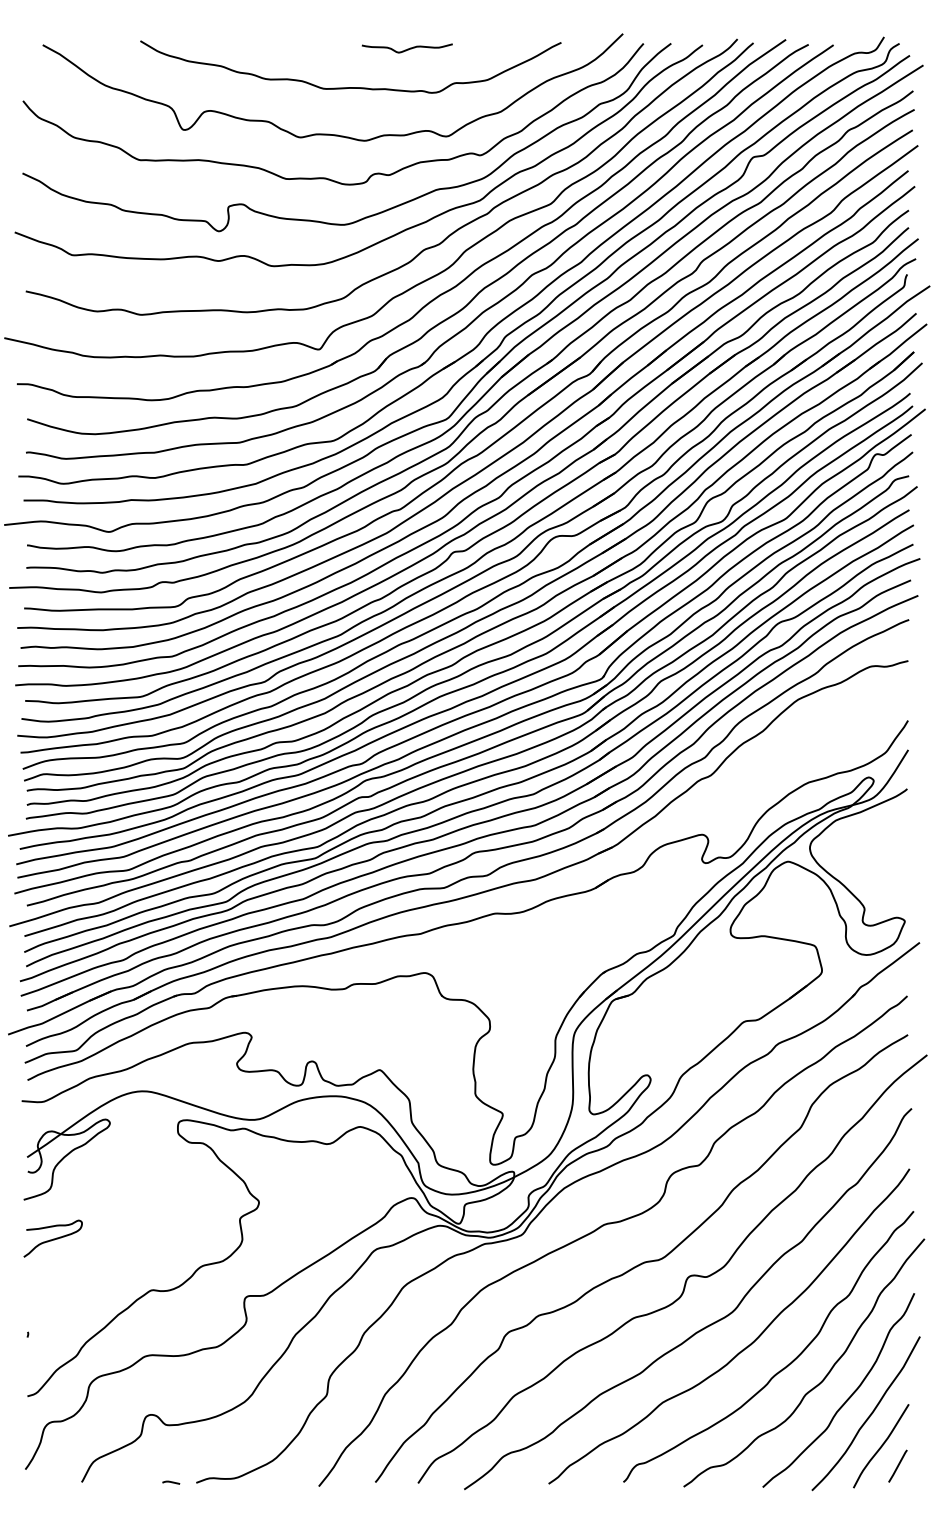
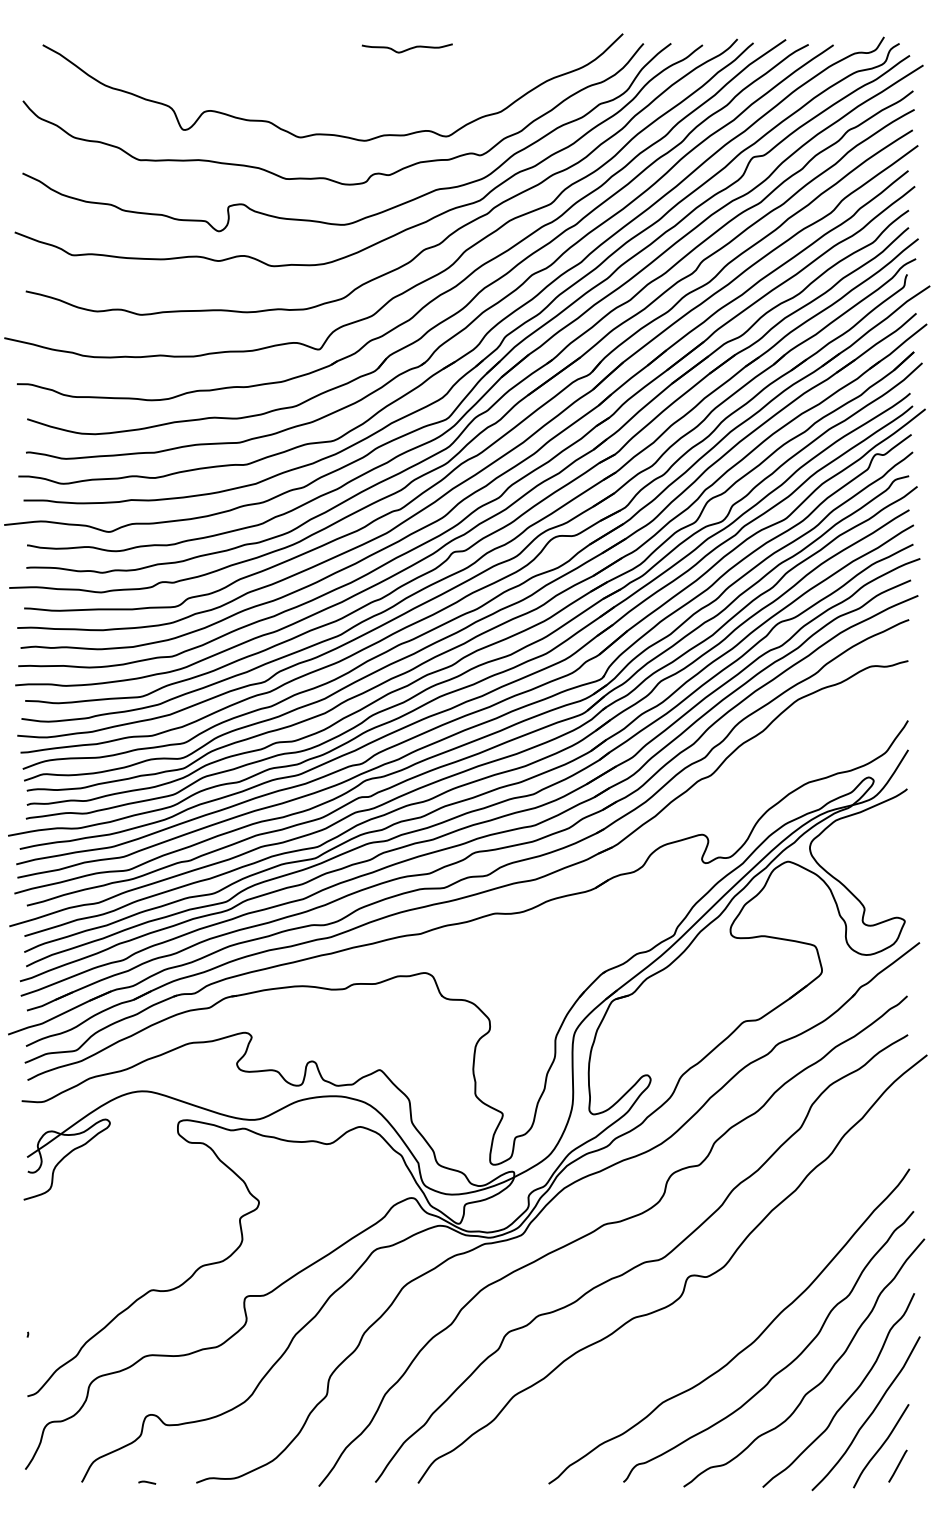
curve: present -> none (350, 87)
curve: present -> none (53, 1238)
curve: present -> none (703, 1327)
curve position: (171, 1482) -> (147, 1482) (147, 1482)
